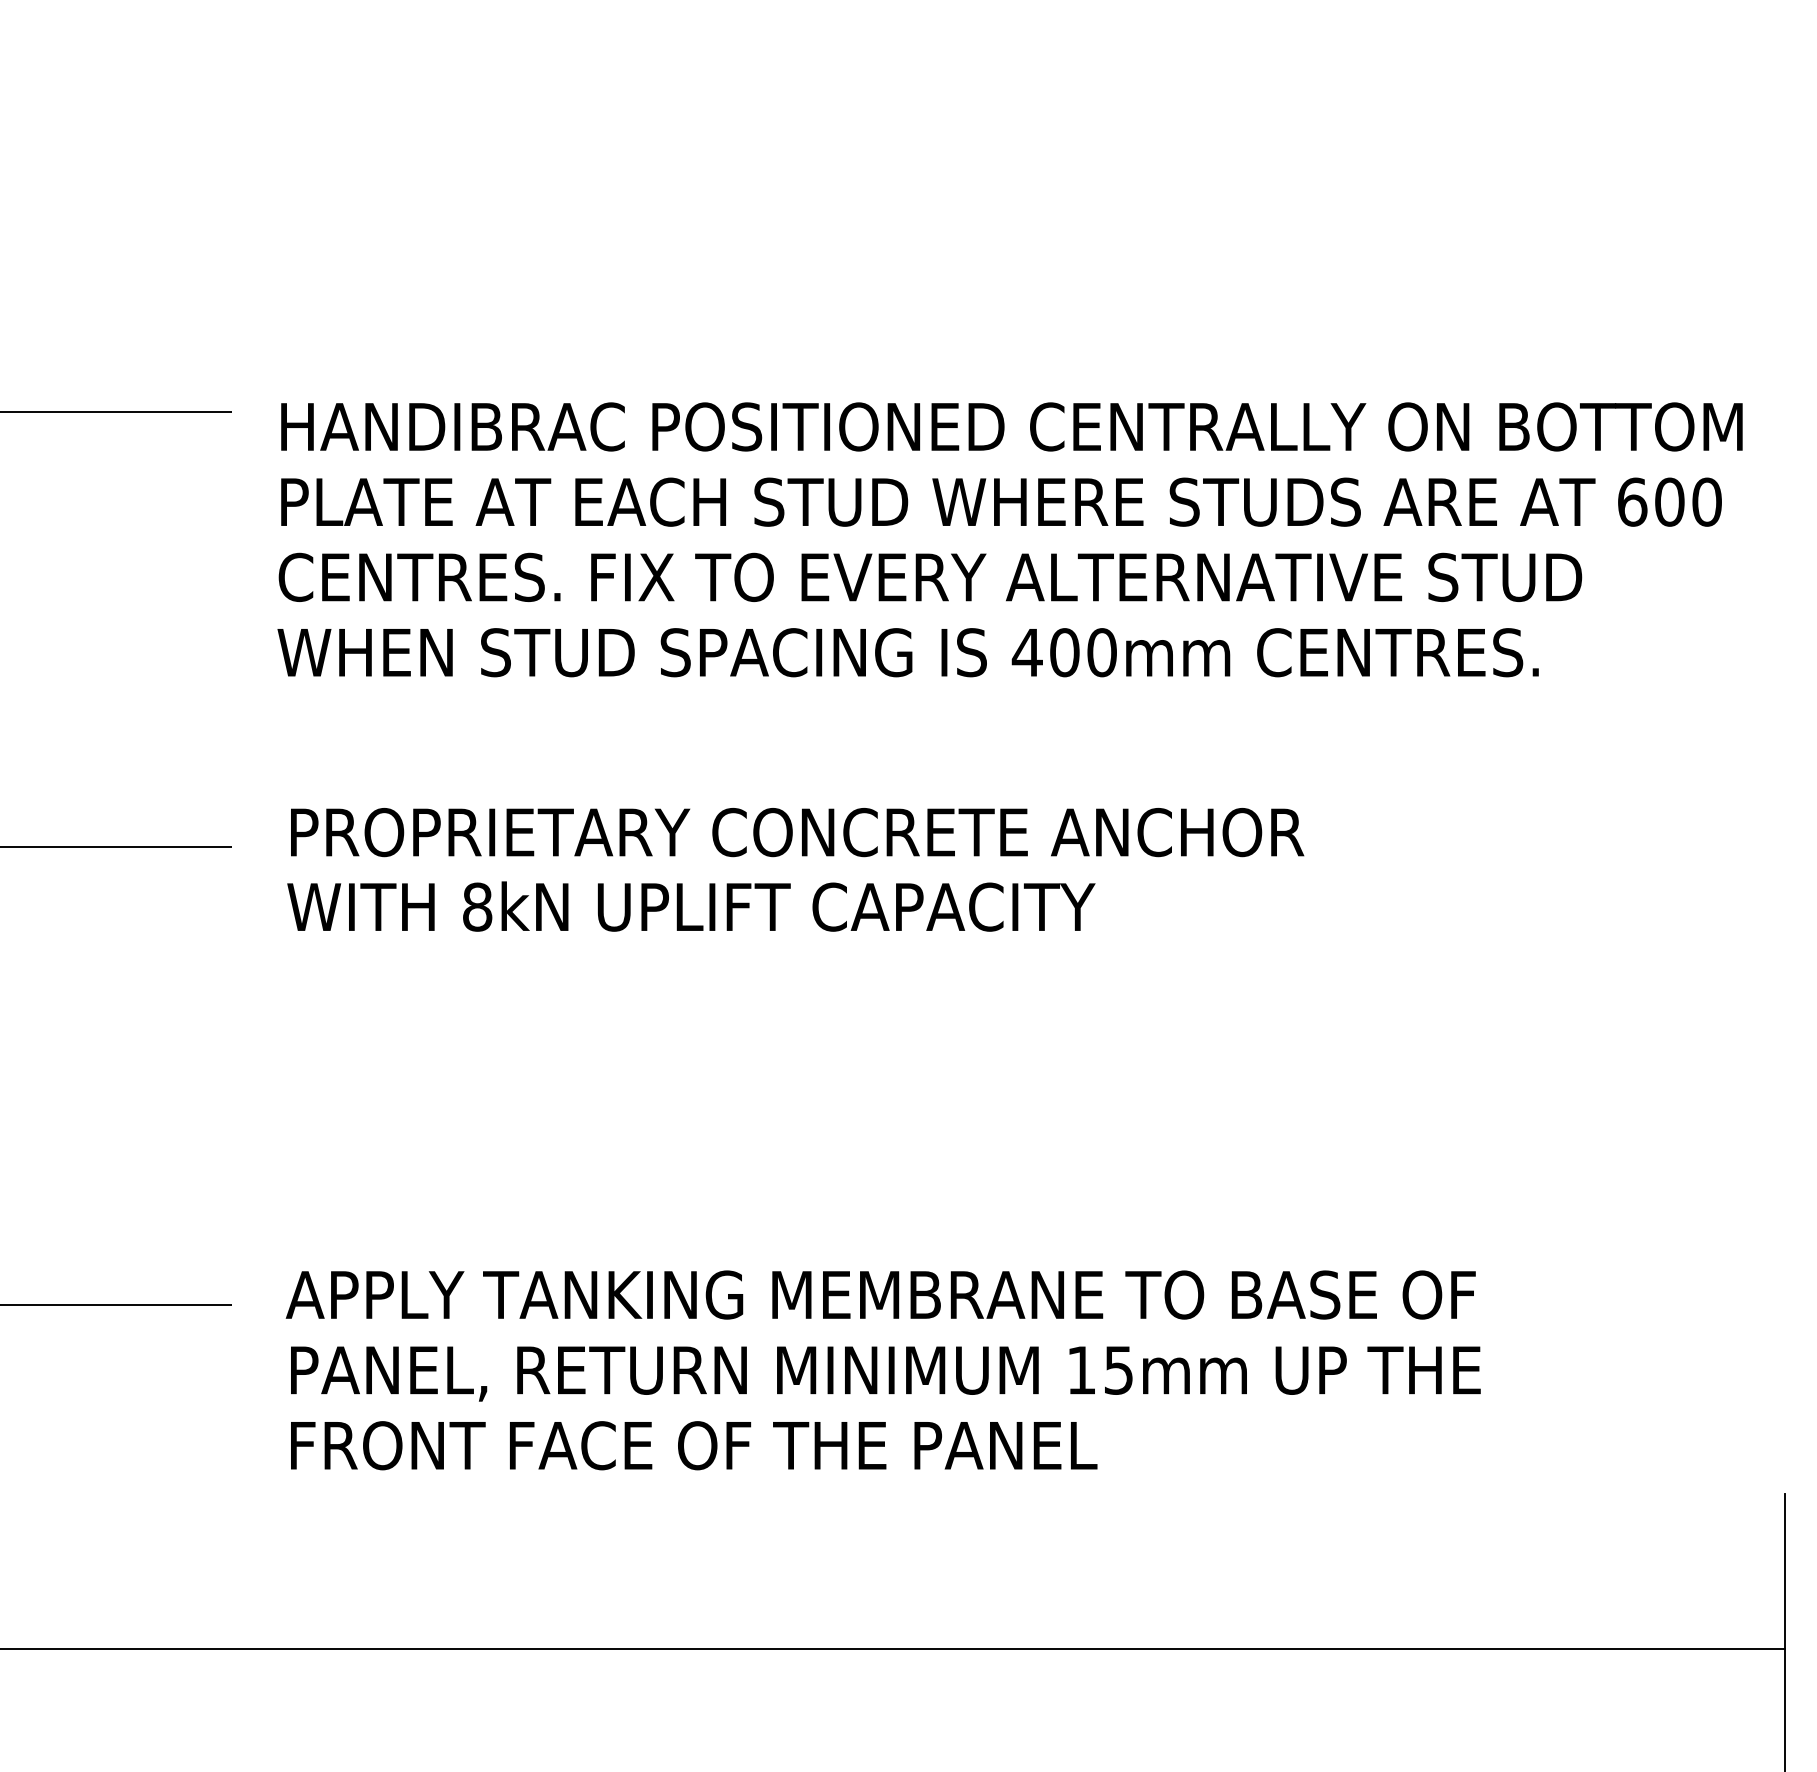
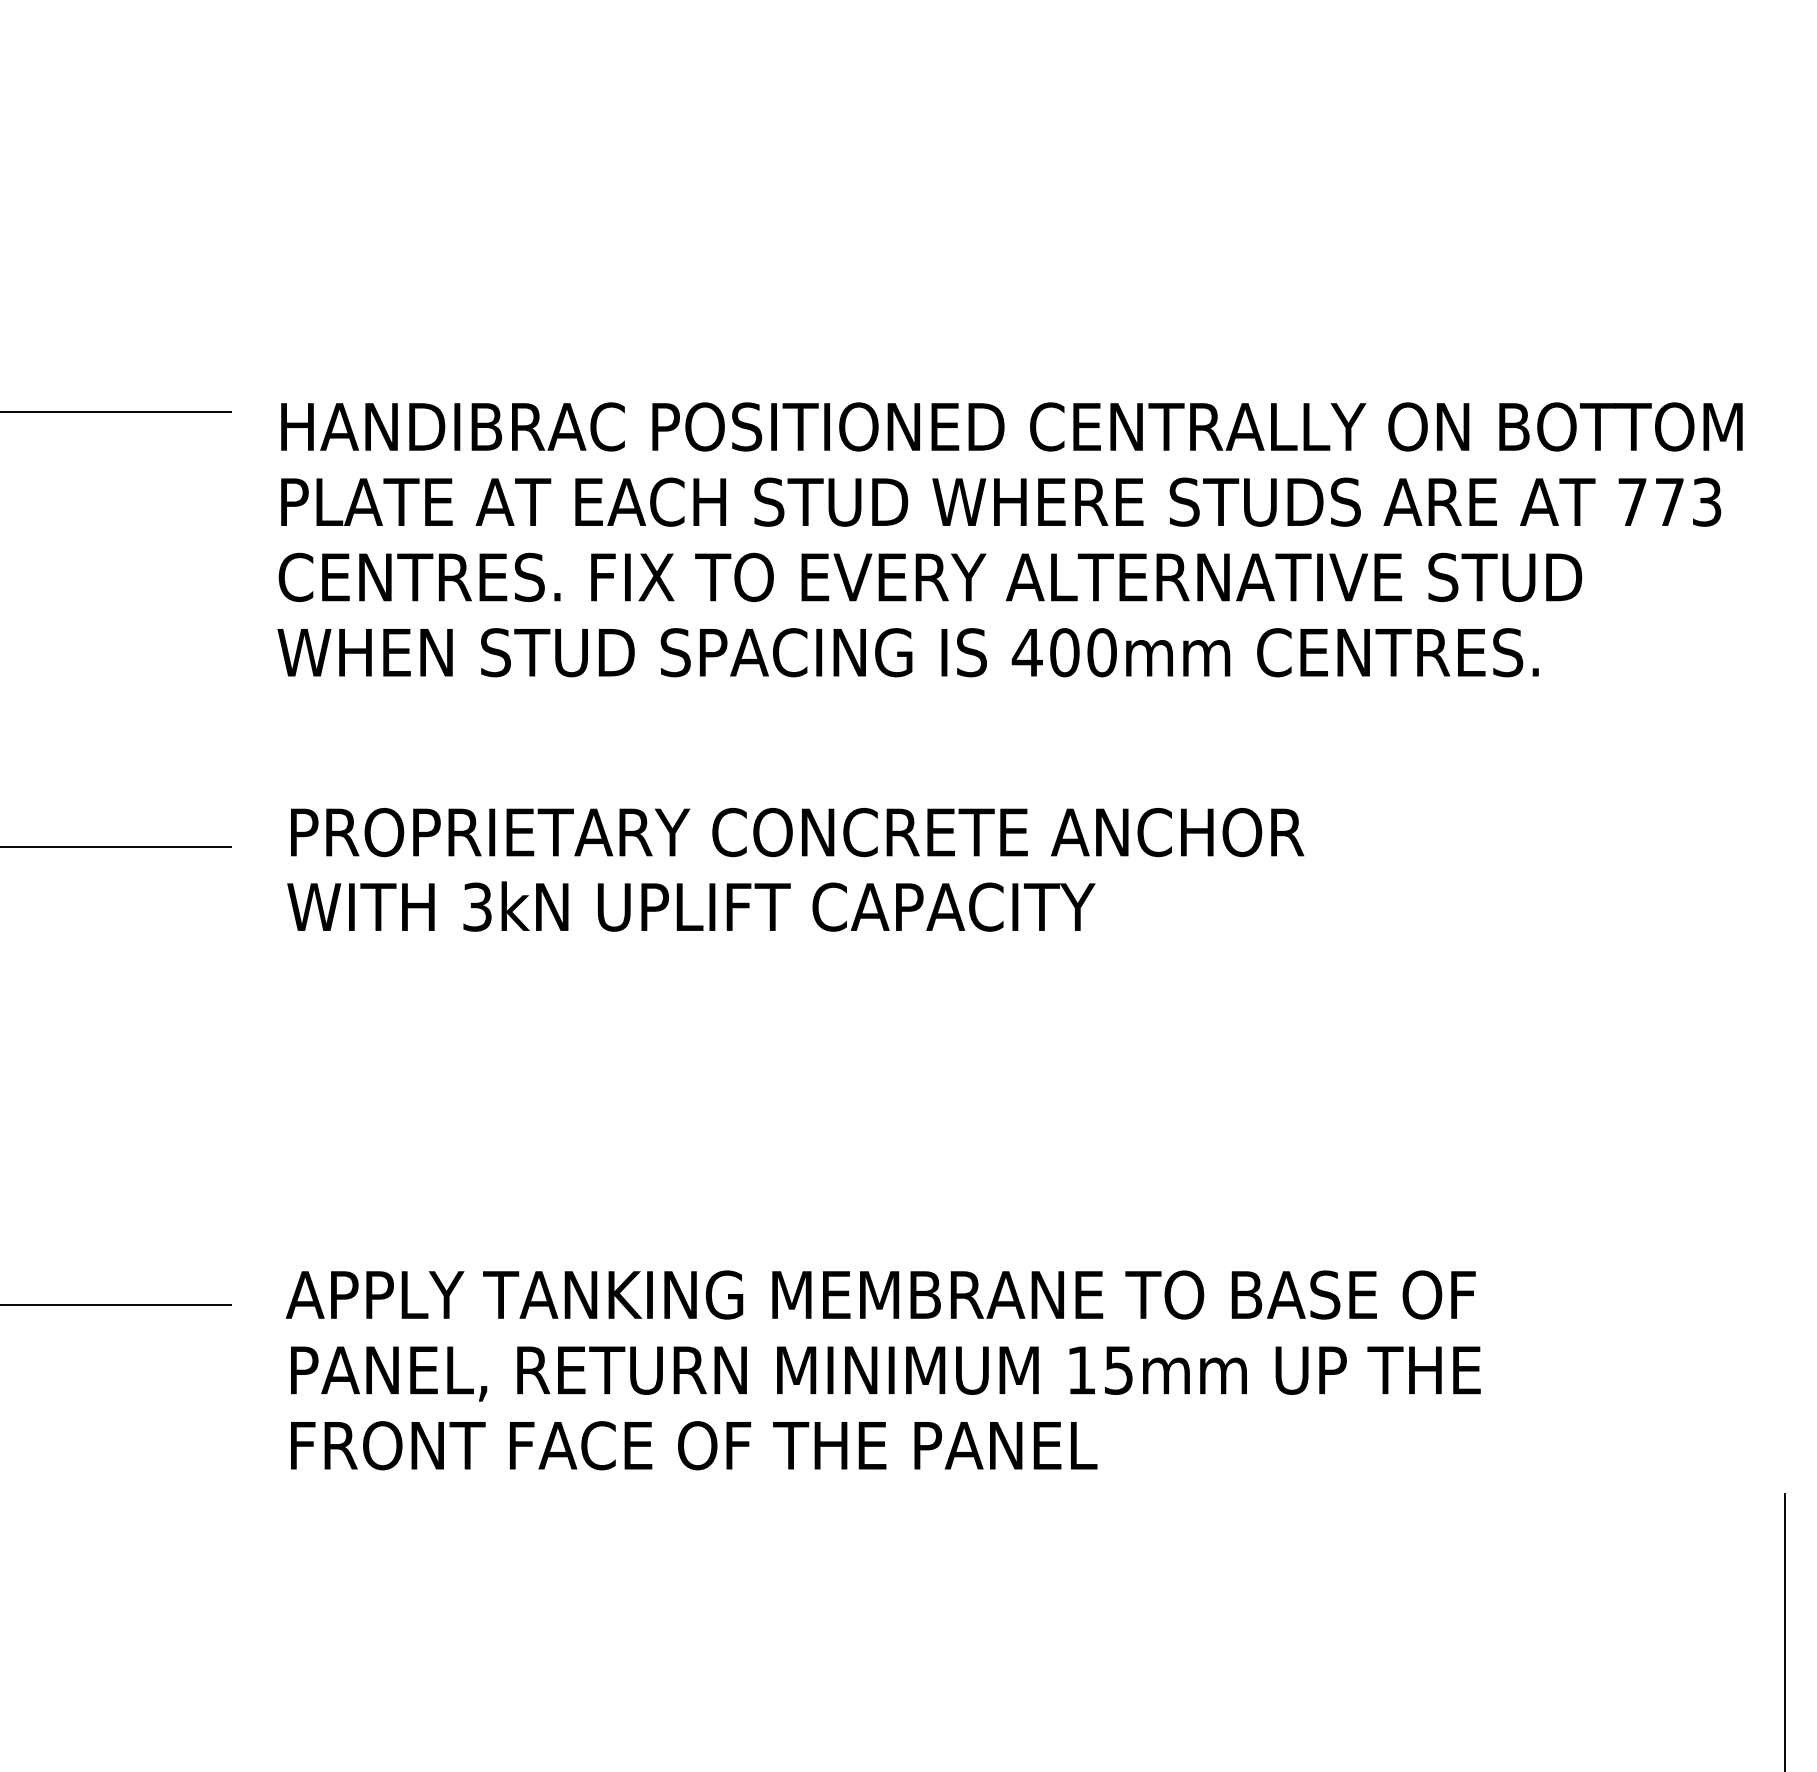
text: 600 -> 773 (1669, 501)
text: 8kN -> 3kN (477, 906)
line: present -> none (893, 1648)
